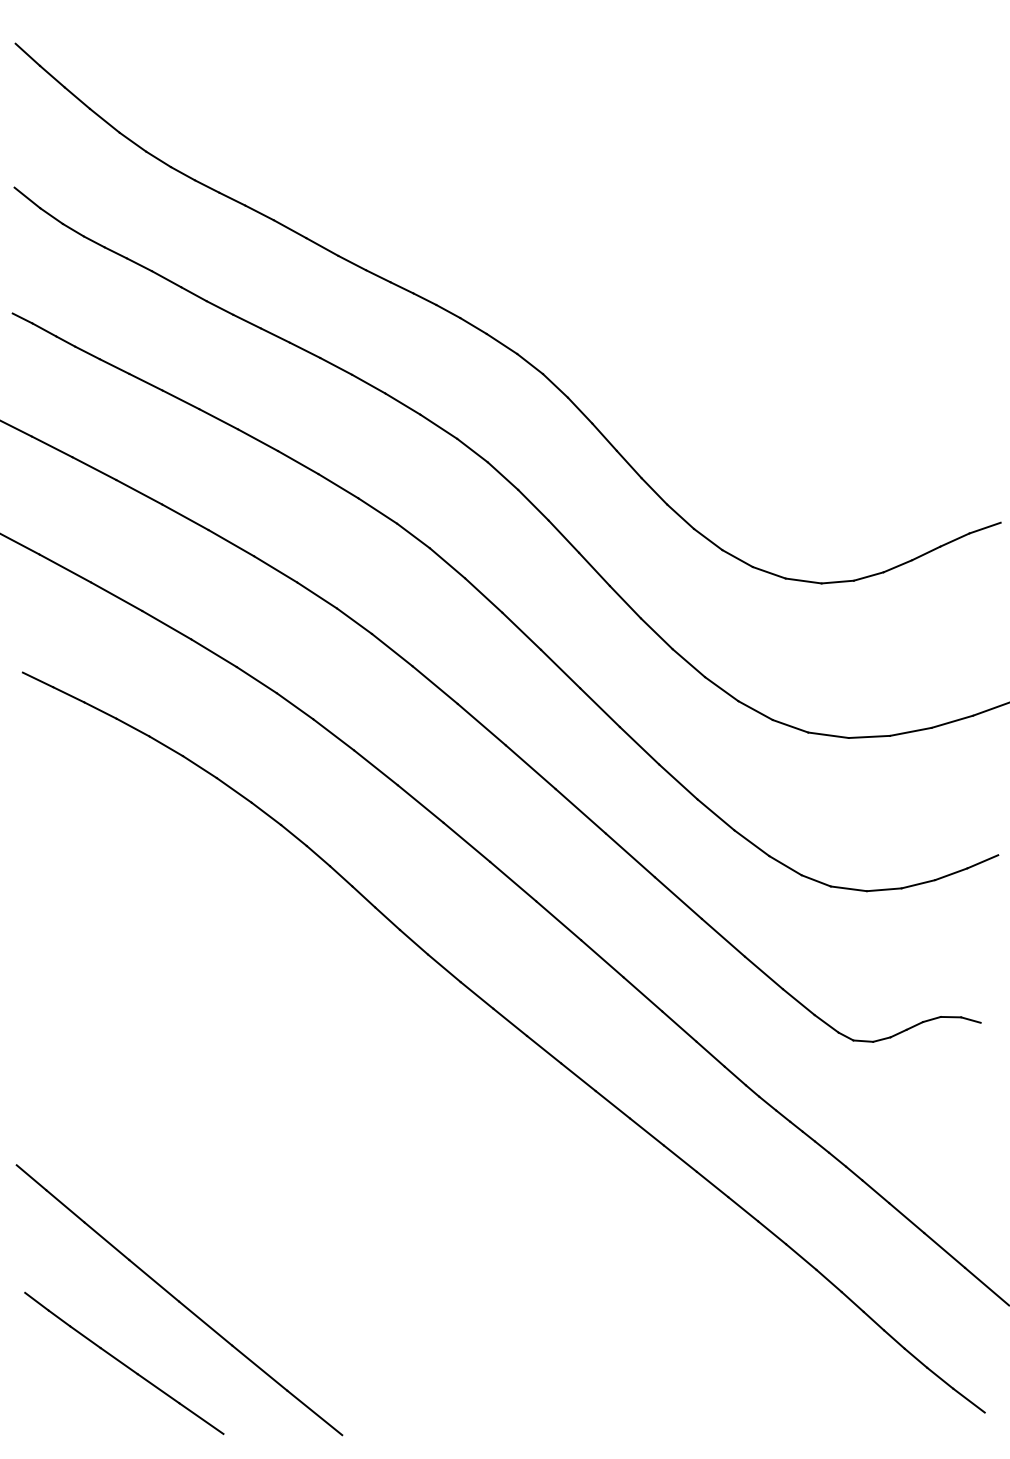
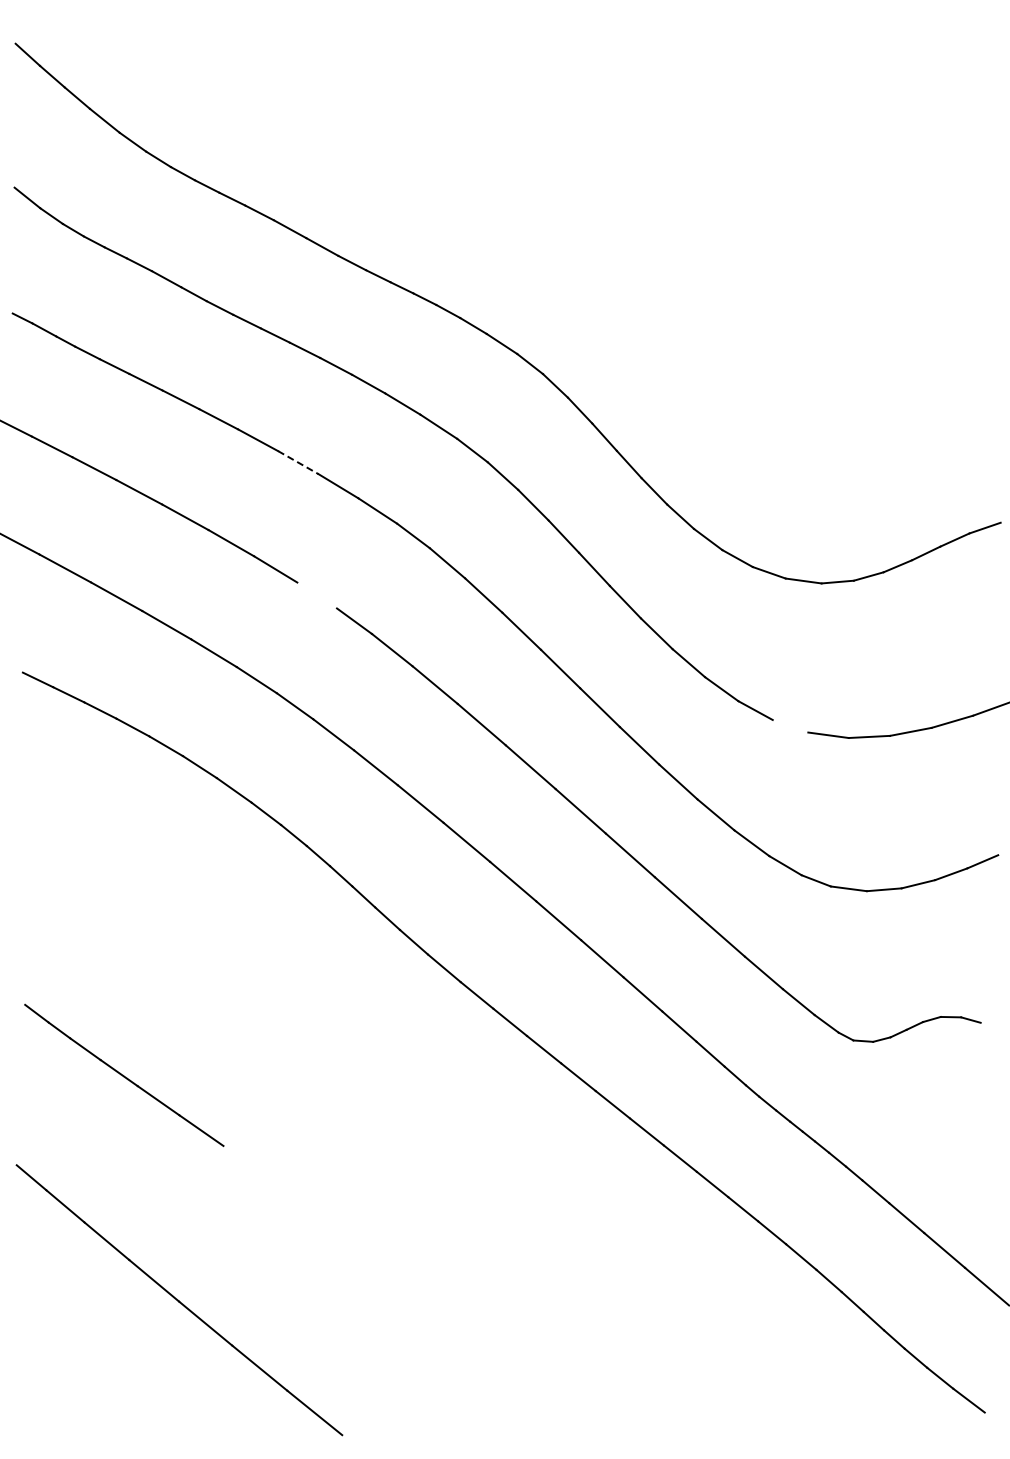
line: solid -> dashed (298, 462)
line: present -> none (317, 595)
line: present -> none (790, 726)
part position: (124, 1362) -> (124, 1074) (124, 1074)
